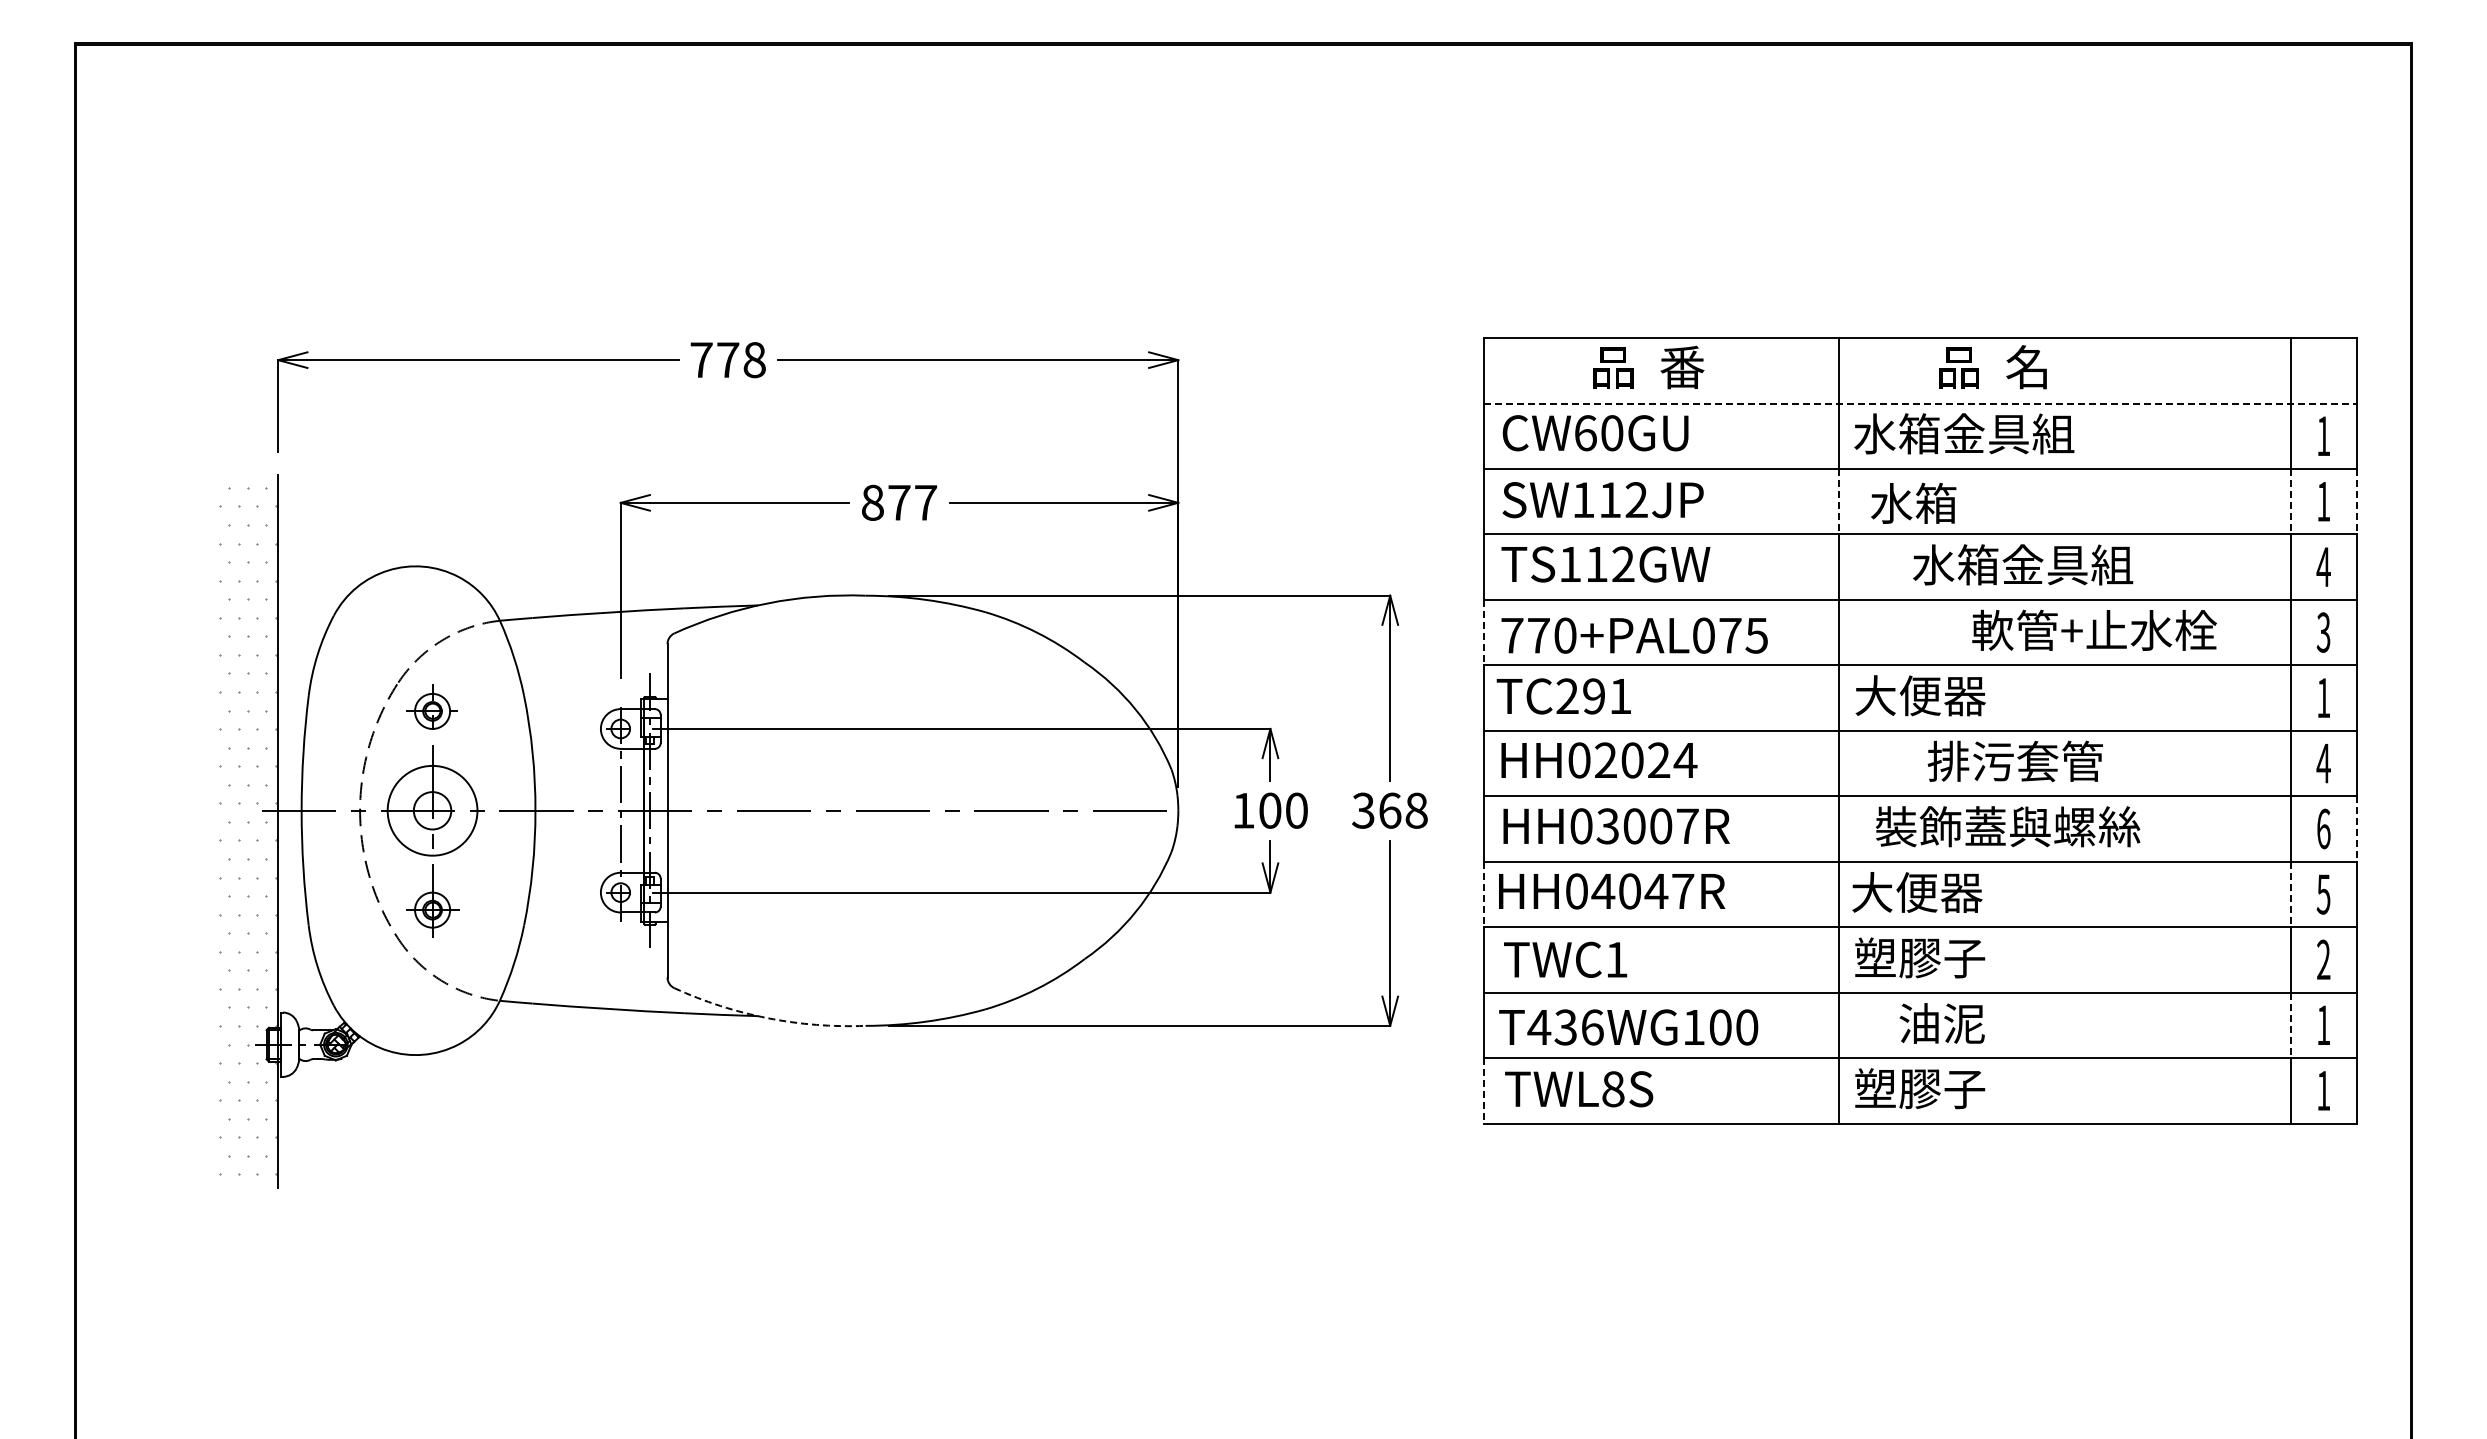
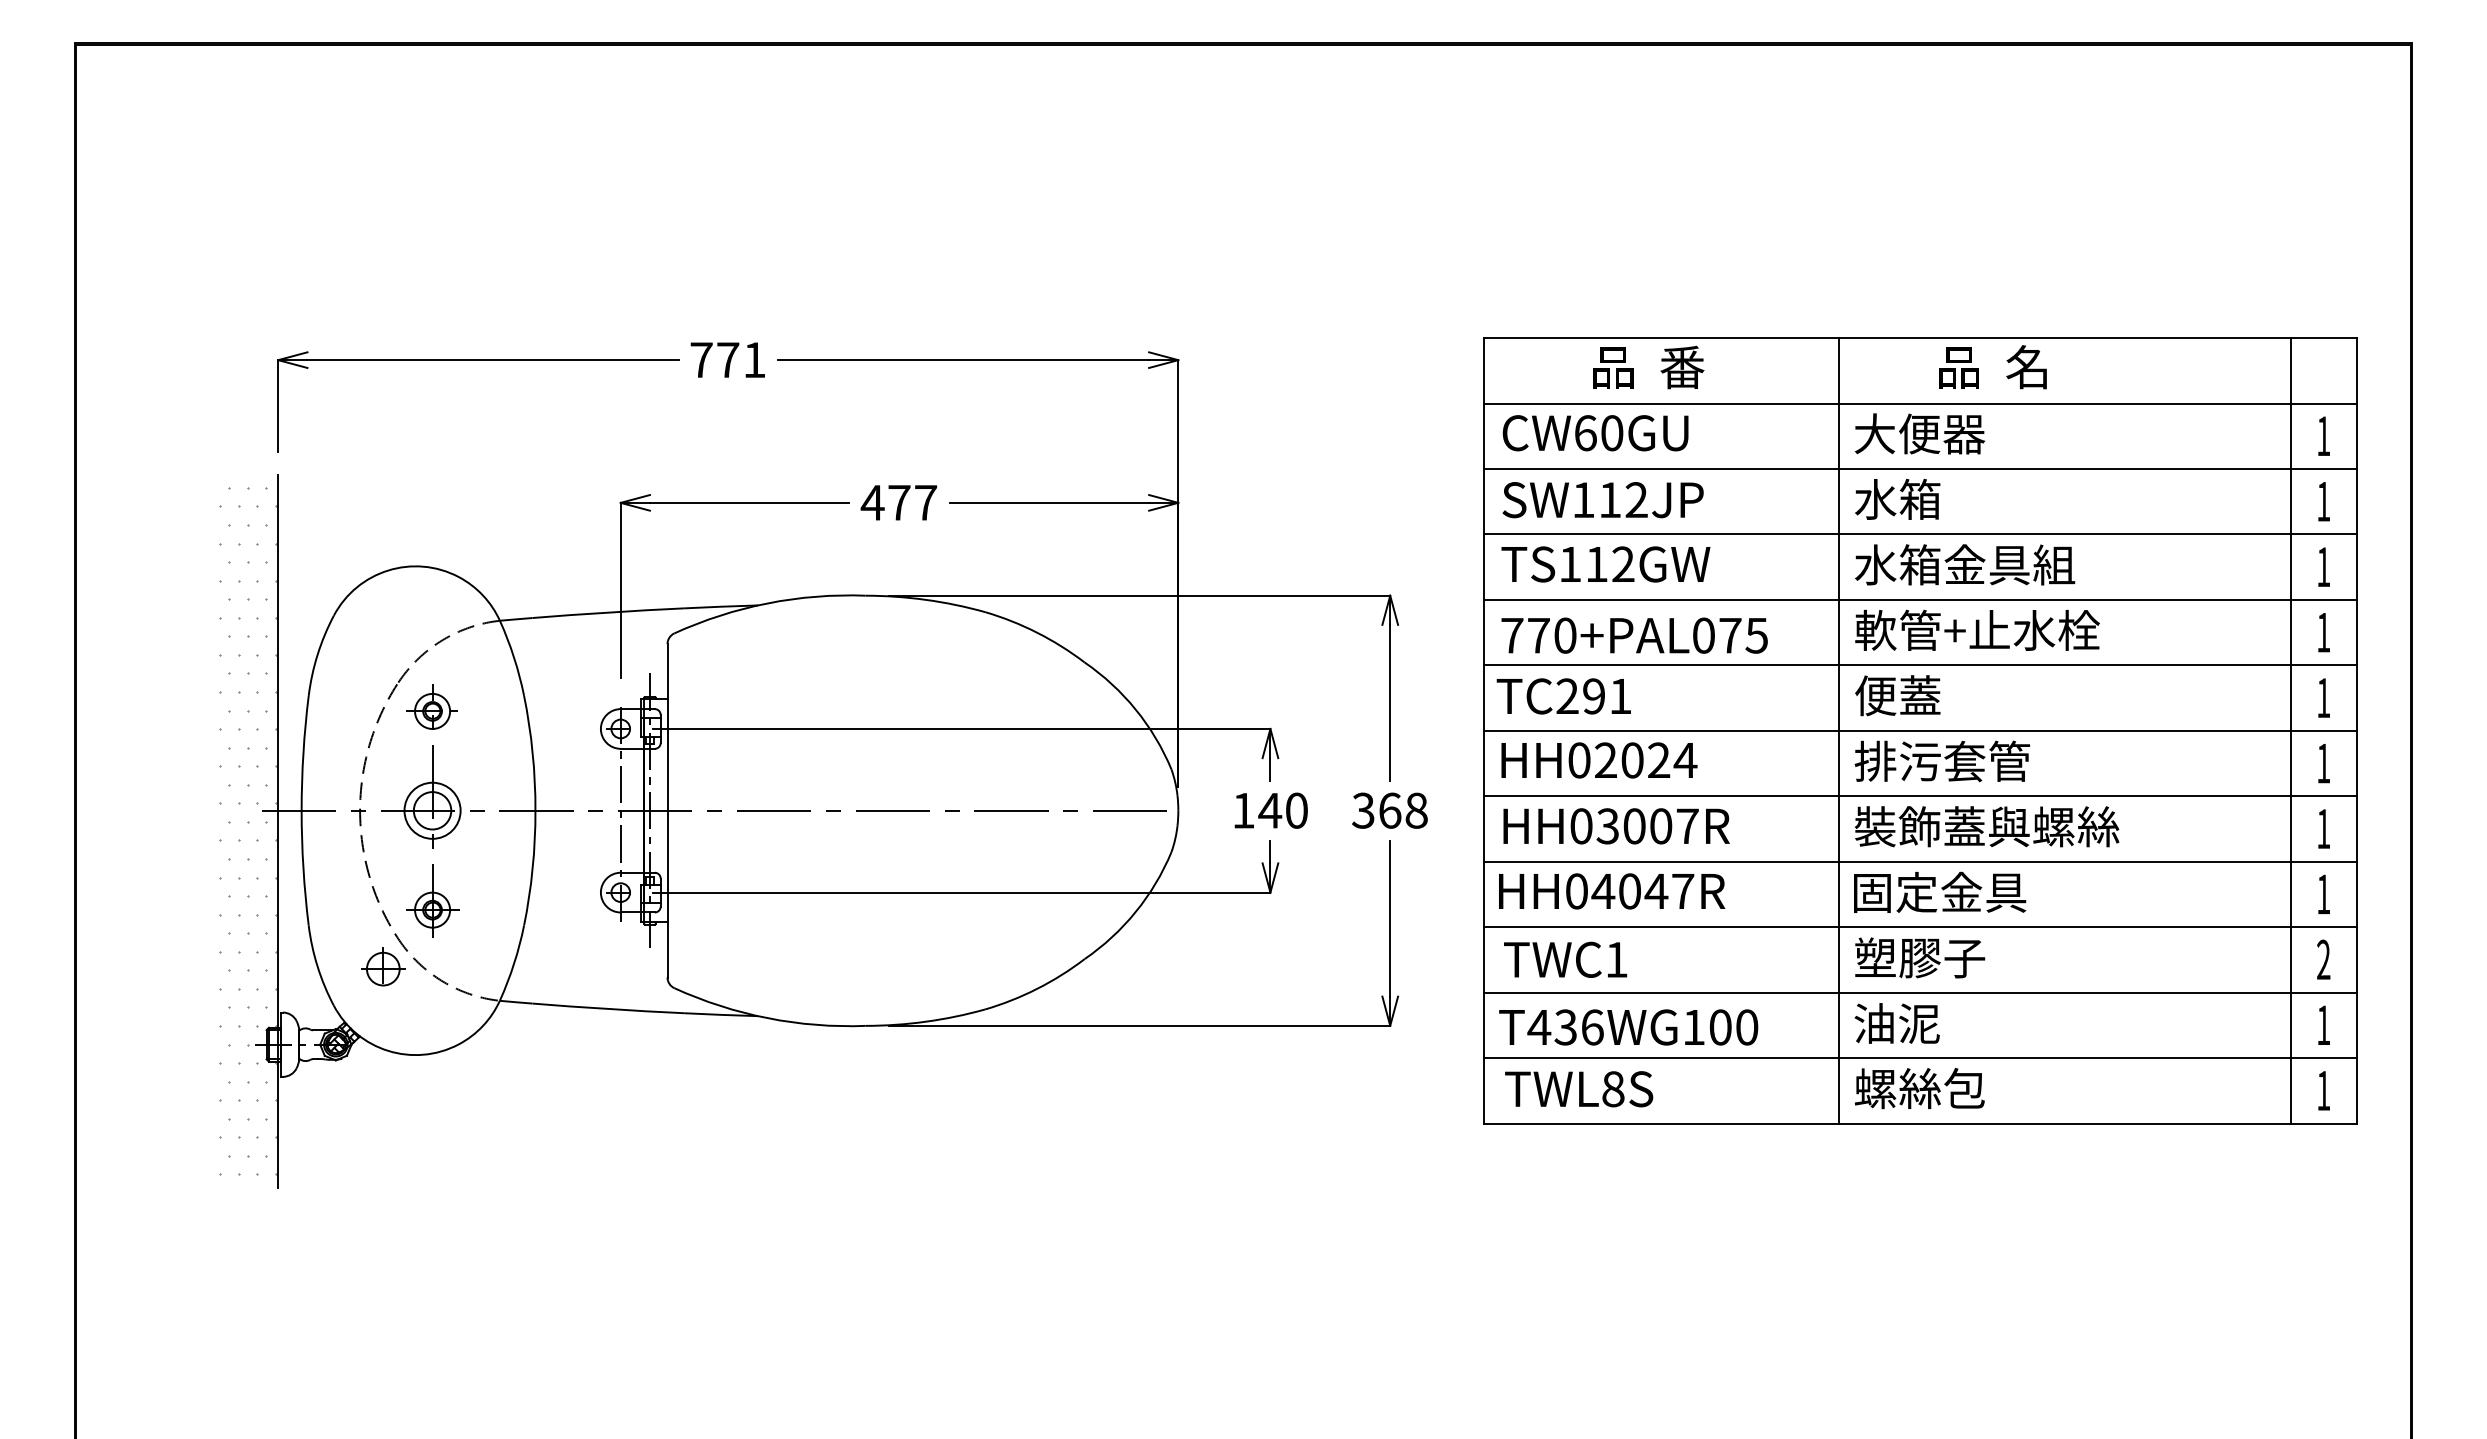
text: 778 -> 771 (754, 360)
line: dashed -> solid (1920, 403)
text: 水箱金具組 -> 大便器 (1964, 433)
line: dashed -> solid (1839, 501)
line: dashed -> solid (2291, 501)
line: dashed -> solid (2356, 501)
text: 877 -> 477 (872, 502)
text position: (1913, 502) -> (1897, 498) (1897, 498)
text position: (2023, 564) -> (1965, 564) (1965, 564)
text: 4 -> 1 (2323, 566)
text position: (2094, 629) -> (1977, 629) (1977, 629)
line: dashed -> solid (1484, 632)
text: 3 -> 1 (2323, 632)
text: 大便器 -> 便蓋 (1920, 695)
text position: (2014, 761) -> (1941, 761) (1941, 761)
text: 4 -> 1 (2323, 763)
circle diameter: 90 px -> 56 px (432, 810)
text: 100 -> 140 (1270, 810)
text position: (2008, 826) -> (1987, 826) (1987, 826)
text: 6 -> 1 (2323, 828)
line: dashed -> solid (2356, 829)
text: 大便器 -> 固定金具 (1939, 891)
line: dashed -> solid (1484, 894)
line: dashed -> solid (2291, 894)
text: 5 -> 1 (2323, 894)
part: none -> present (383, 966)
arc: dashed -> solid (767, 1018)
text position: (1941, 1023) -> (1896, 1023) (1896, 1023)
line: dashed -> solid (2291, 1025)
text: 塑膠子 -> 螺絲包 (1919, 1088)
line: dashed -> solid (1484, 1090)
